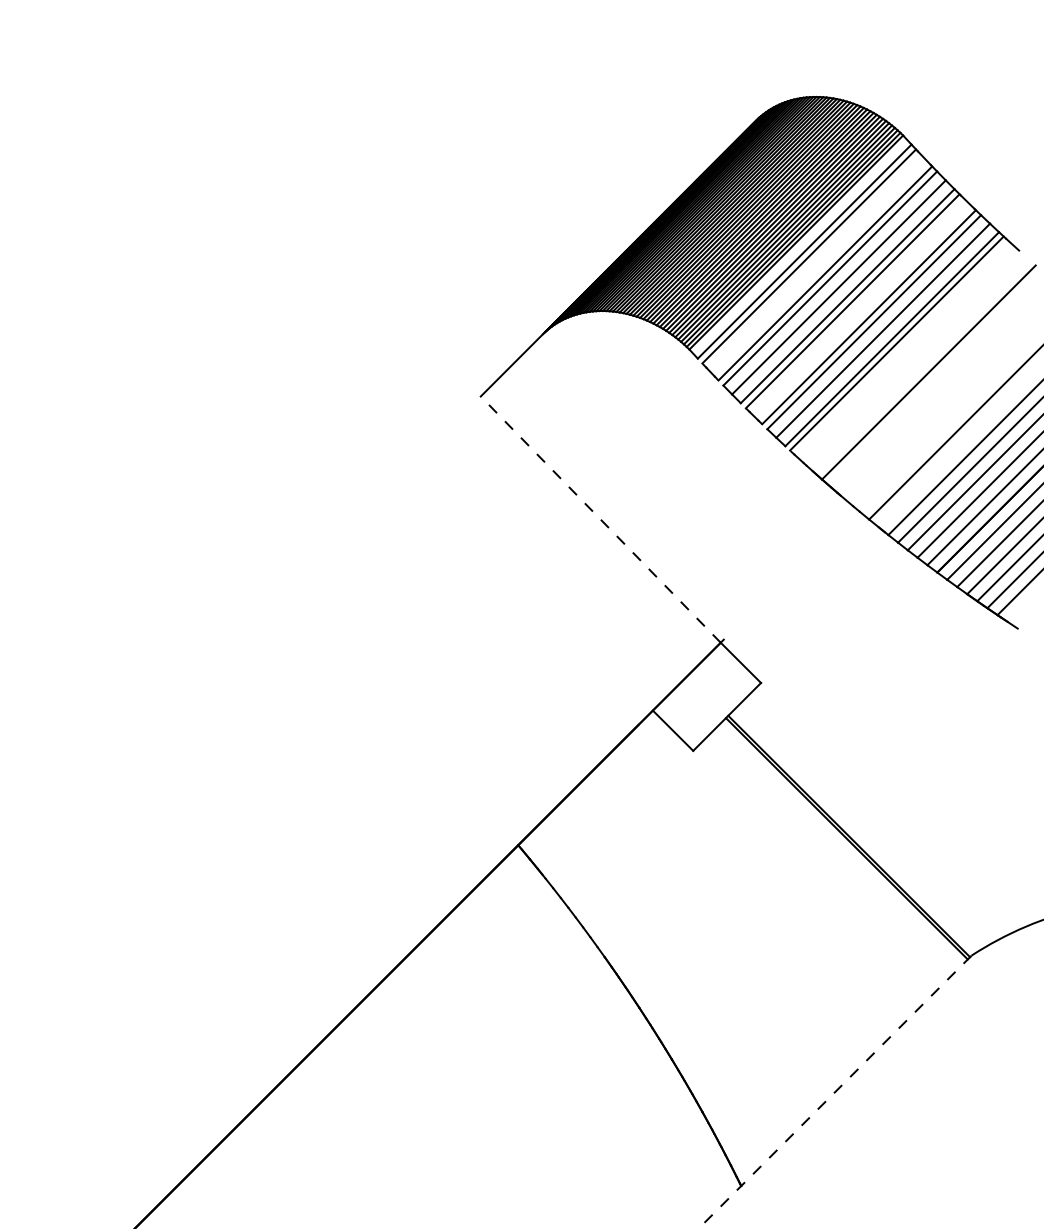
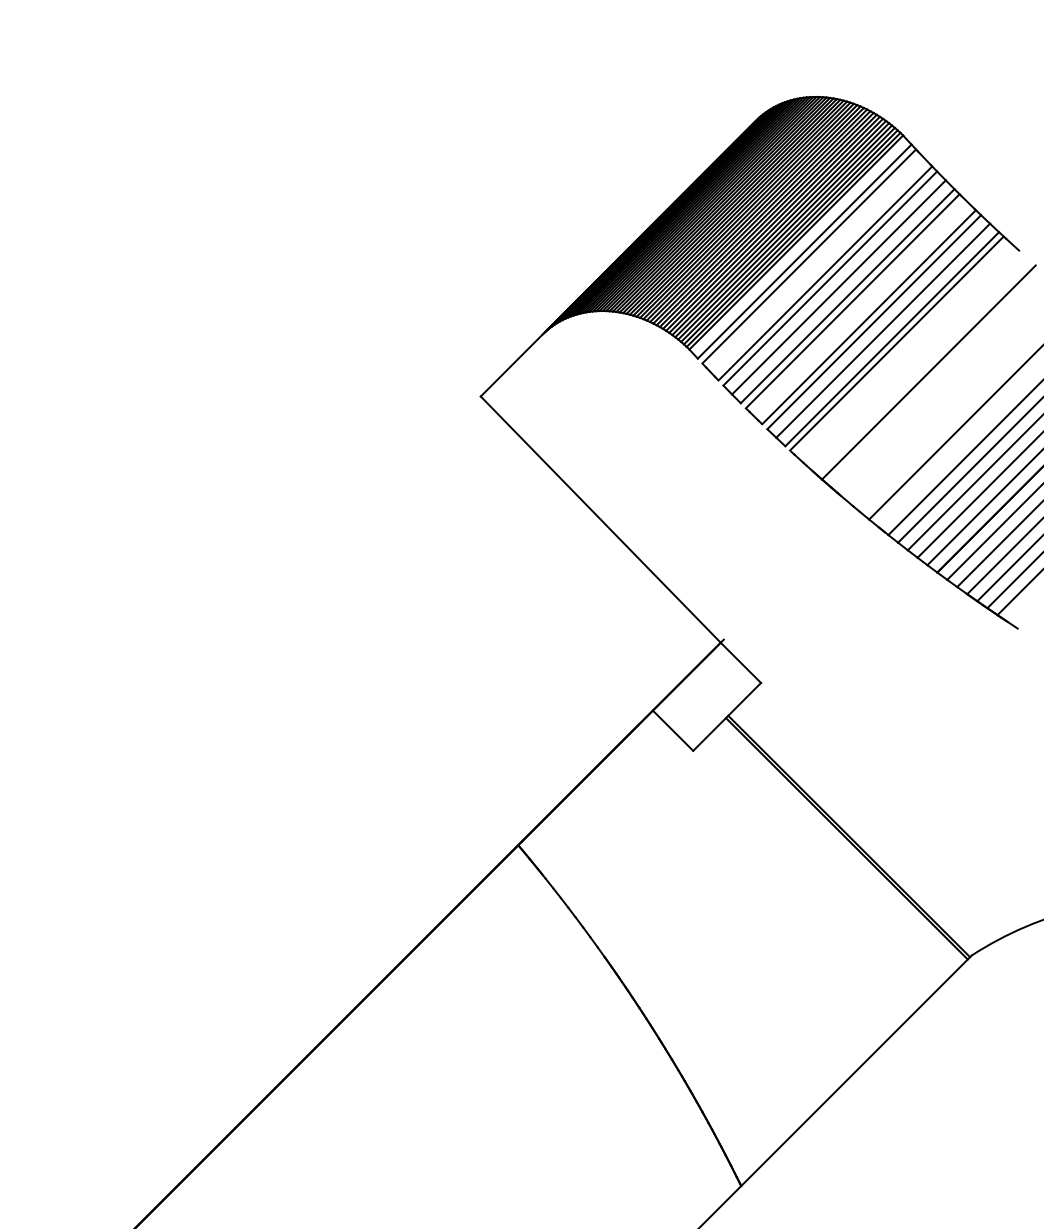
line: dashed -> solid (600, 519)
line: dashed -> solid (835, 1092)
